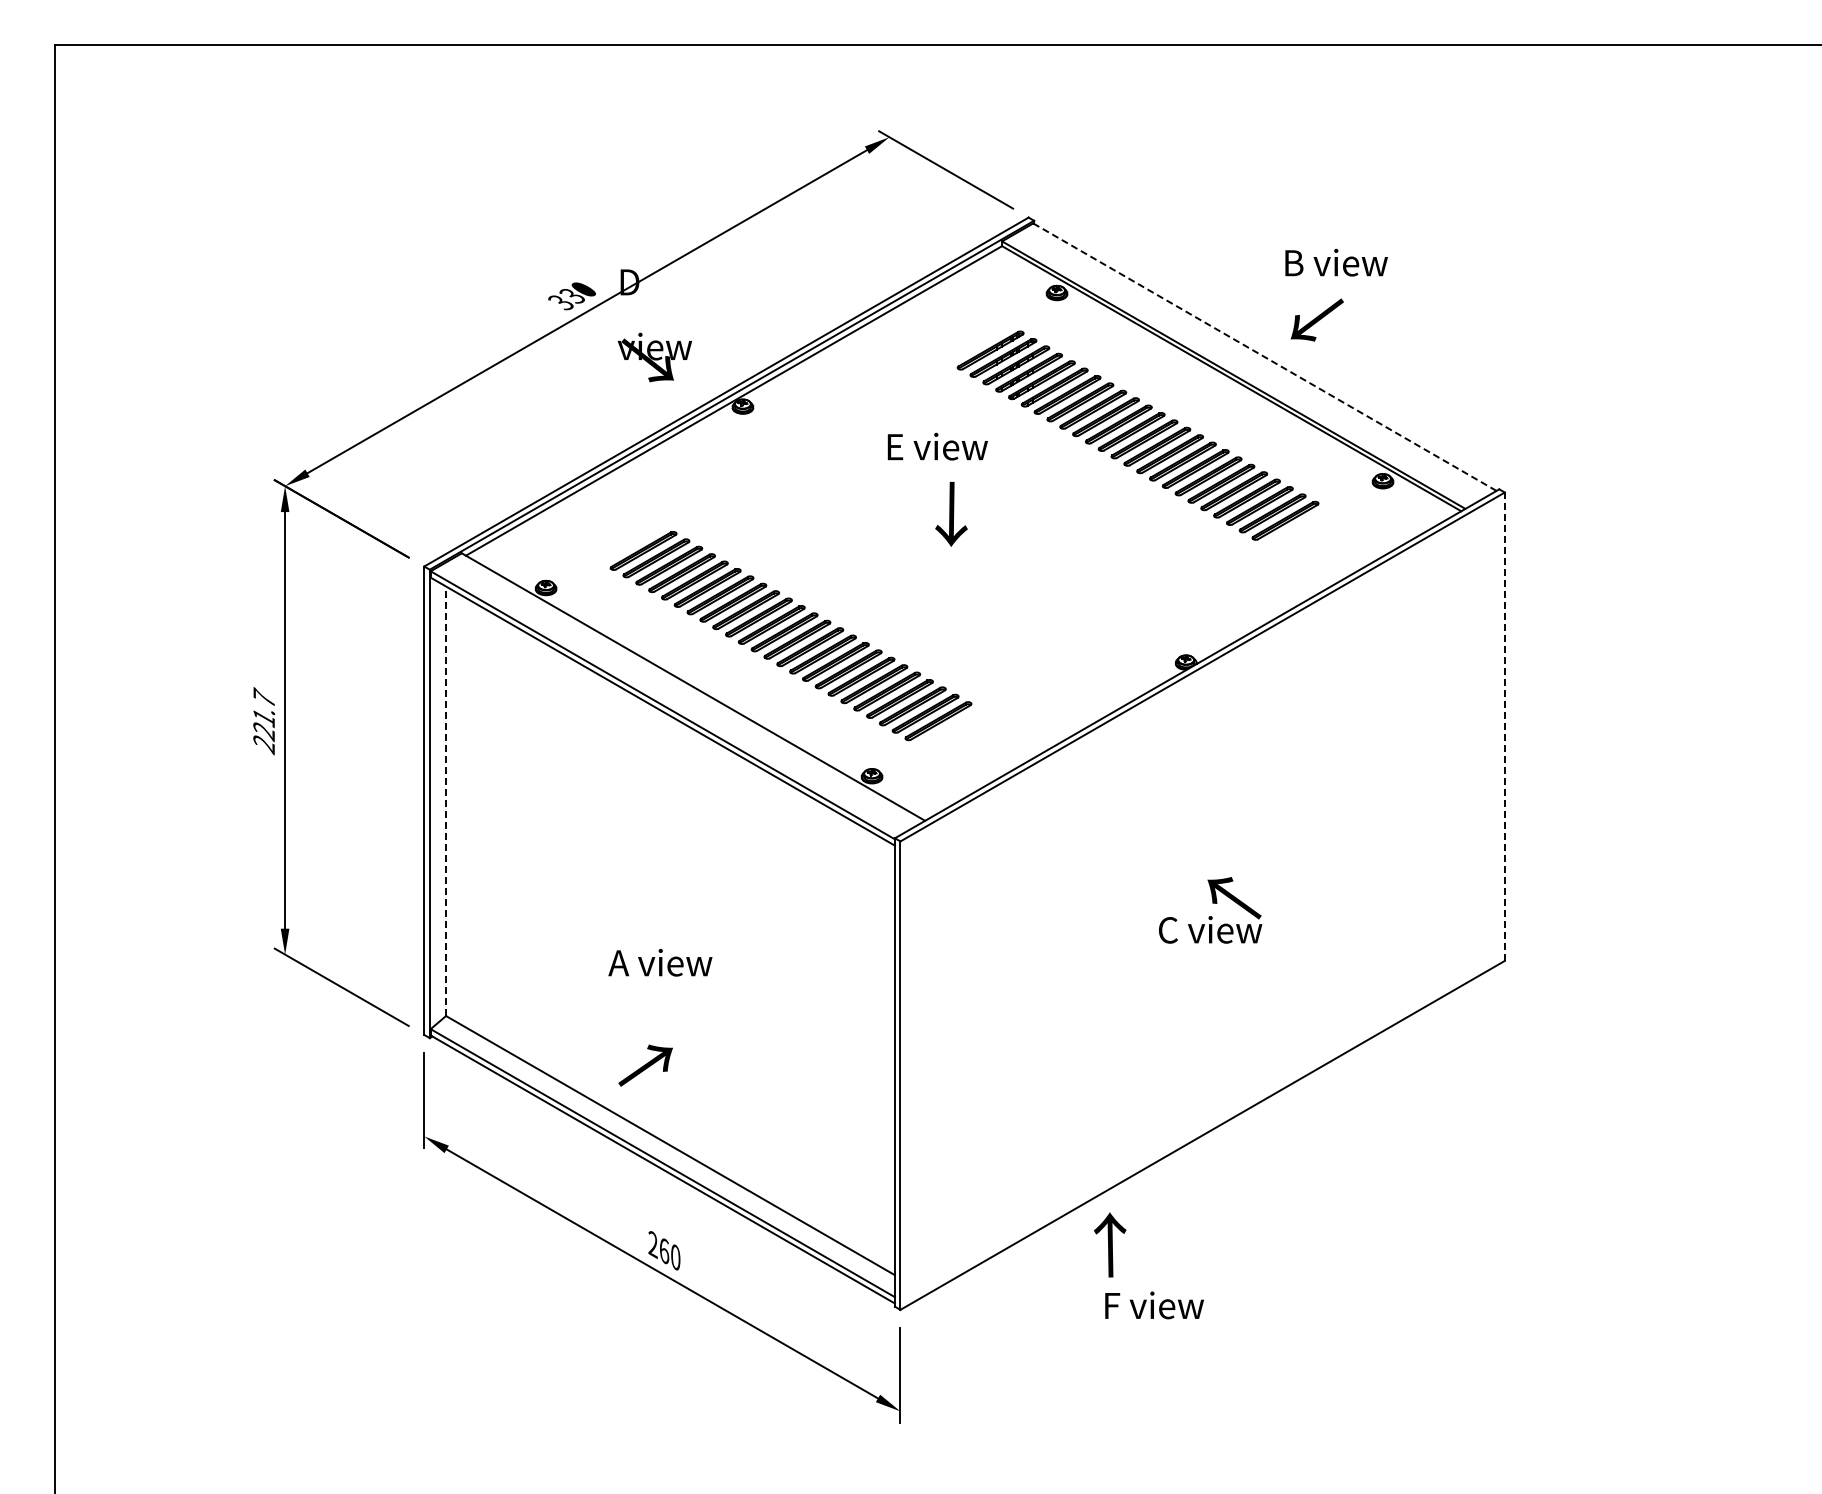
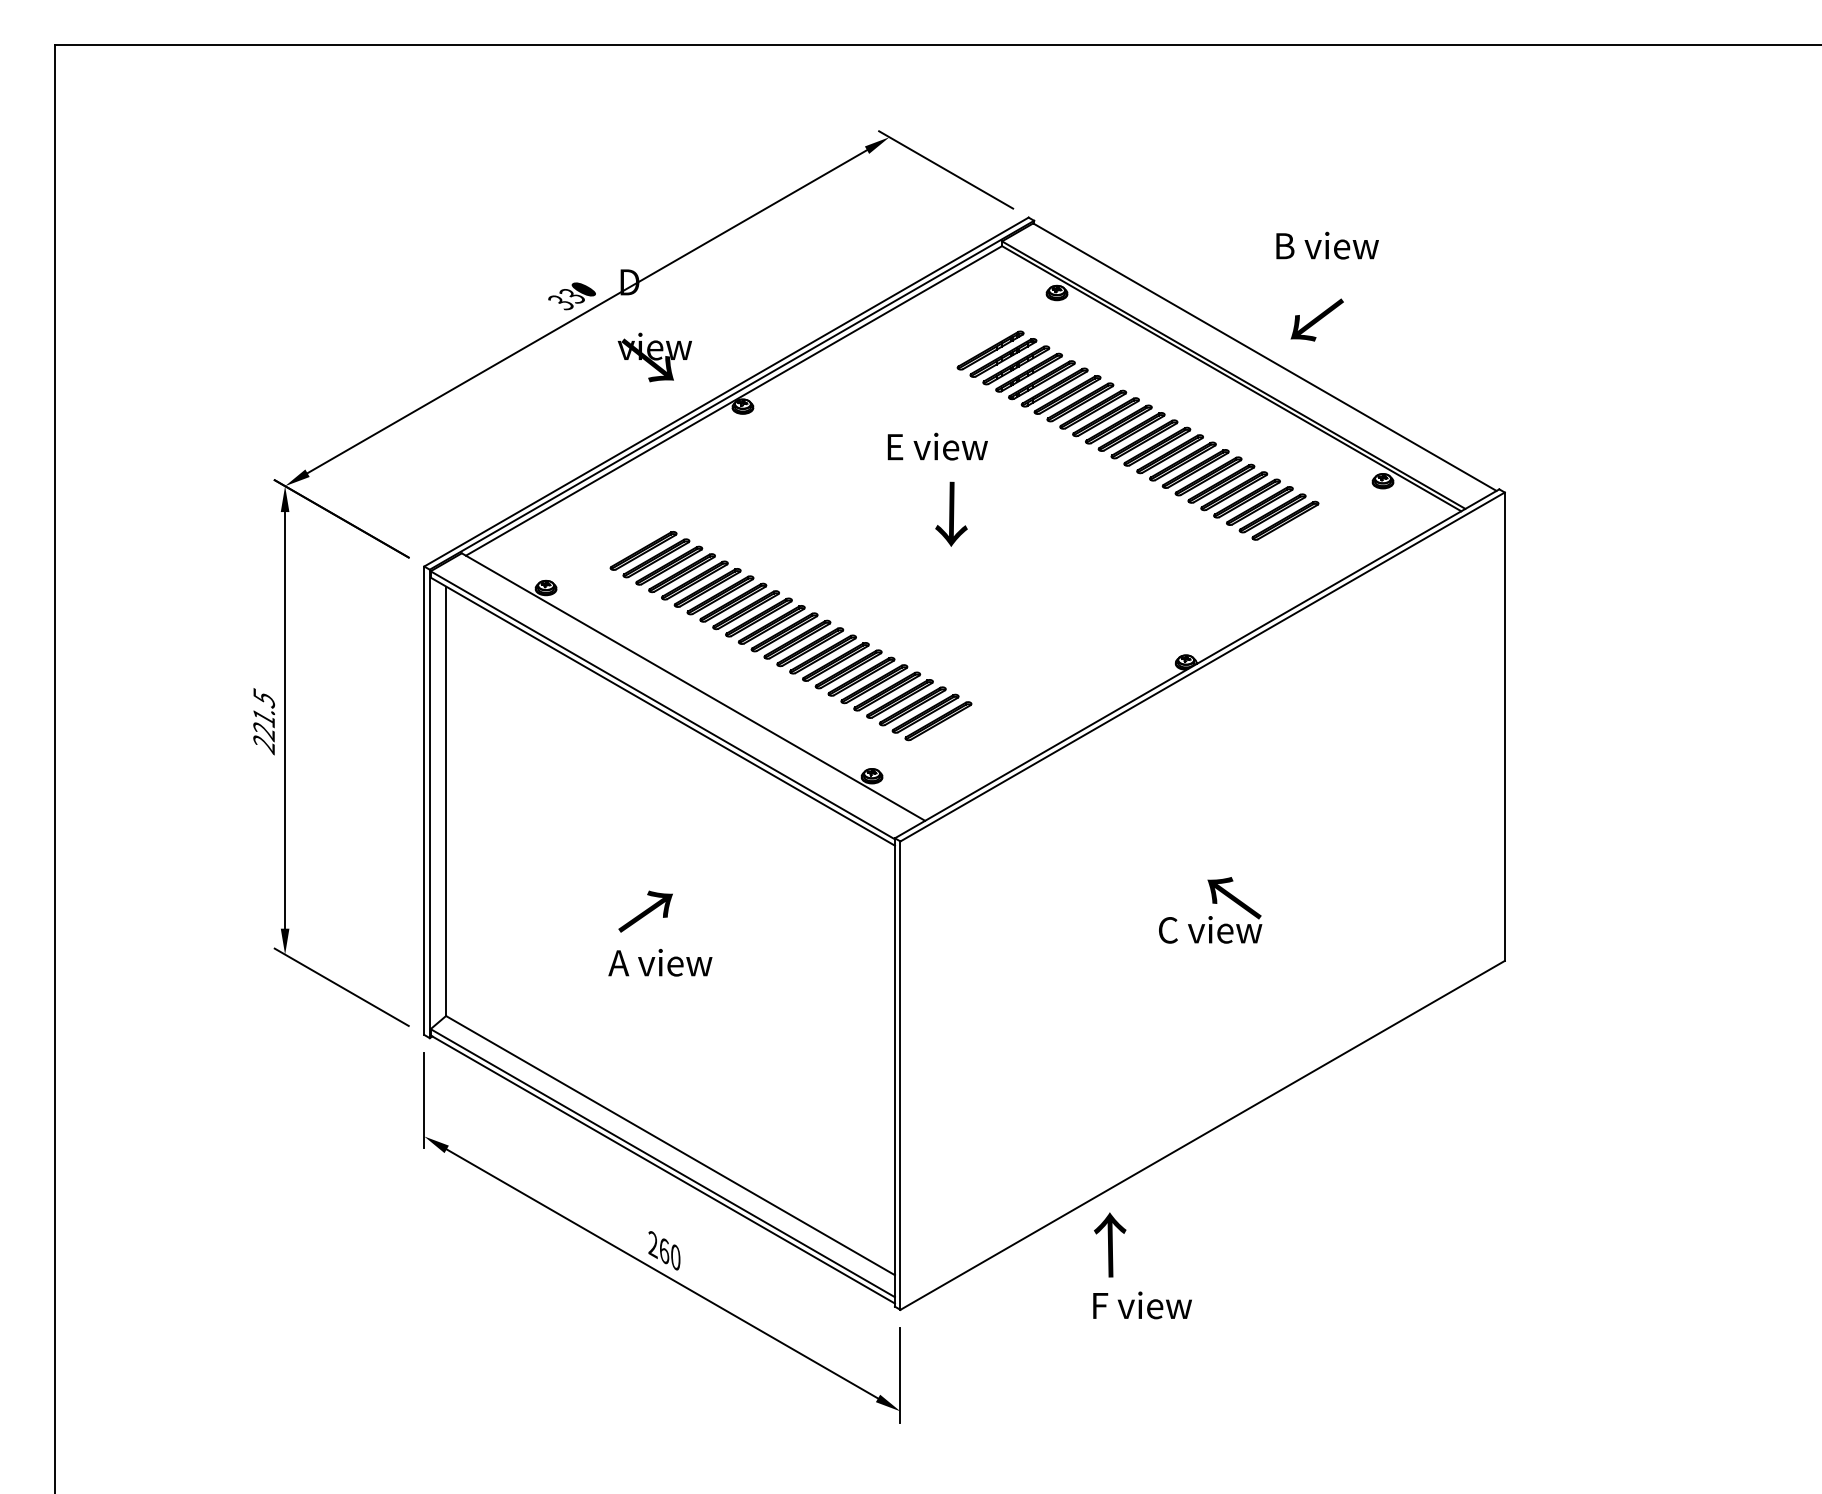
text position: (1336, 262) -> (1327, 245) (1327, 245)
line: dashed -> solid (1264, 357)
text: 221.7 -> 221.5 (264, 697)
line: dashed -> solid (1504, 726)
line: dashed -> solid (446, 801)
text position: (645, 1065) -> (645, 911) (645, 911)
text position: (1154, 1305) -> (1142, 1305) (1142, 1305)
